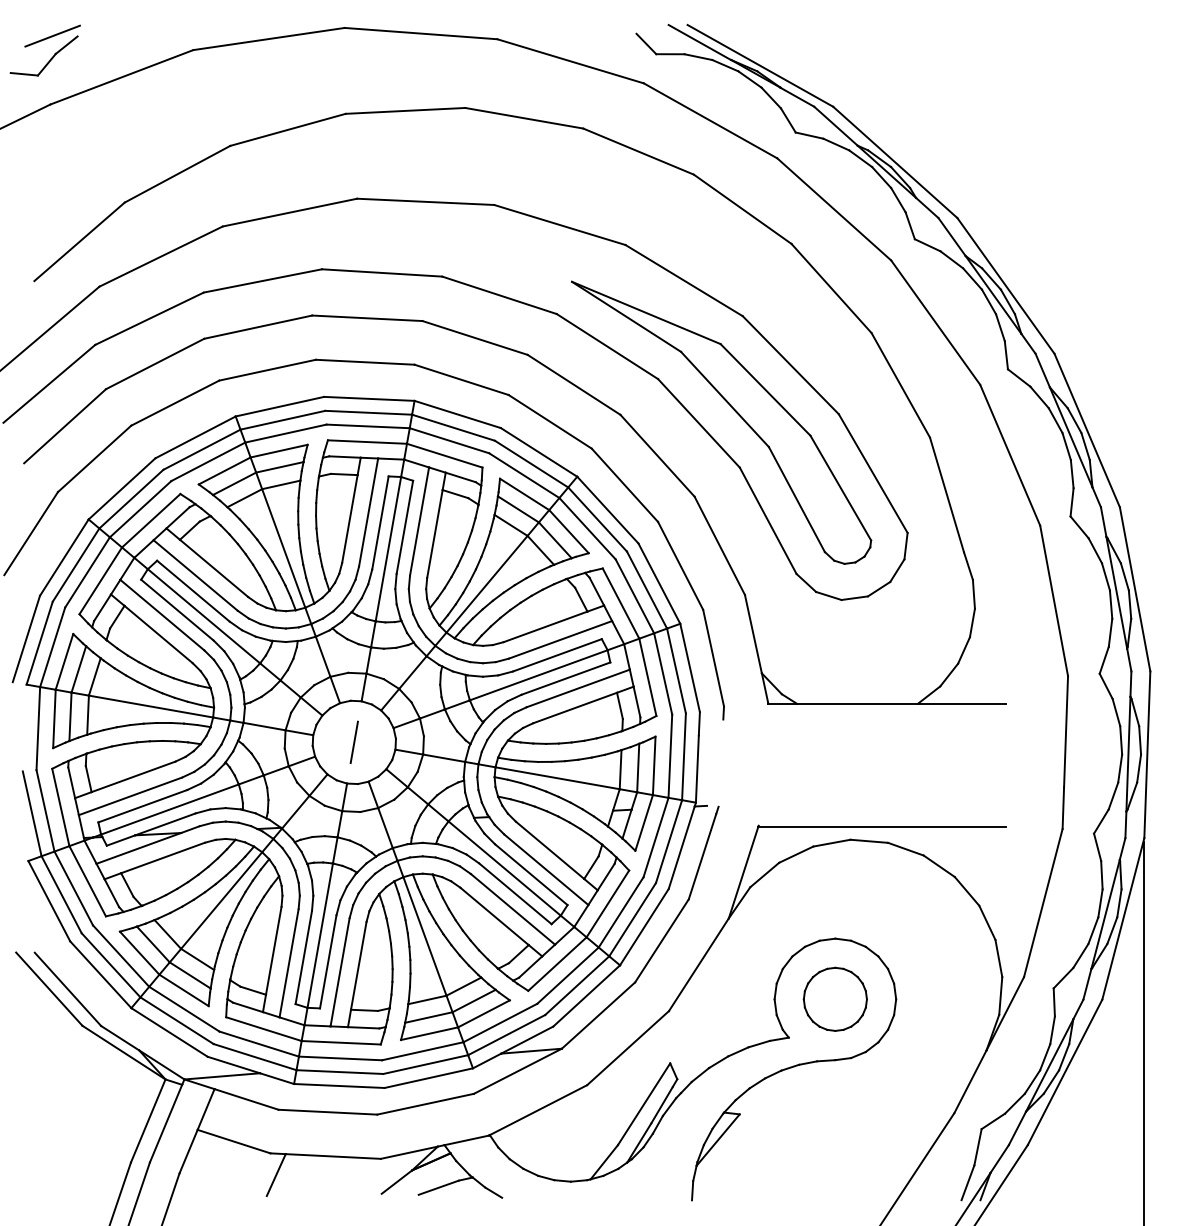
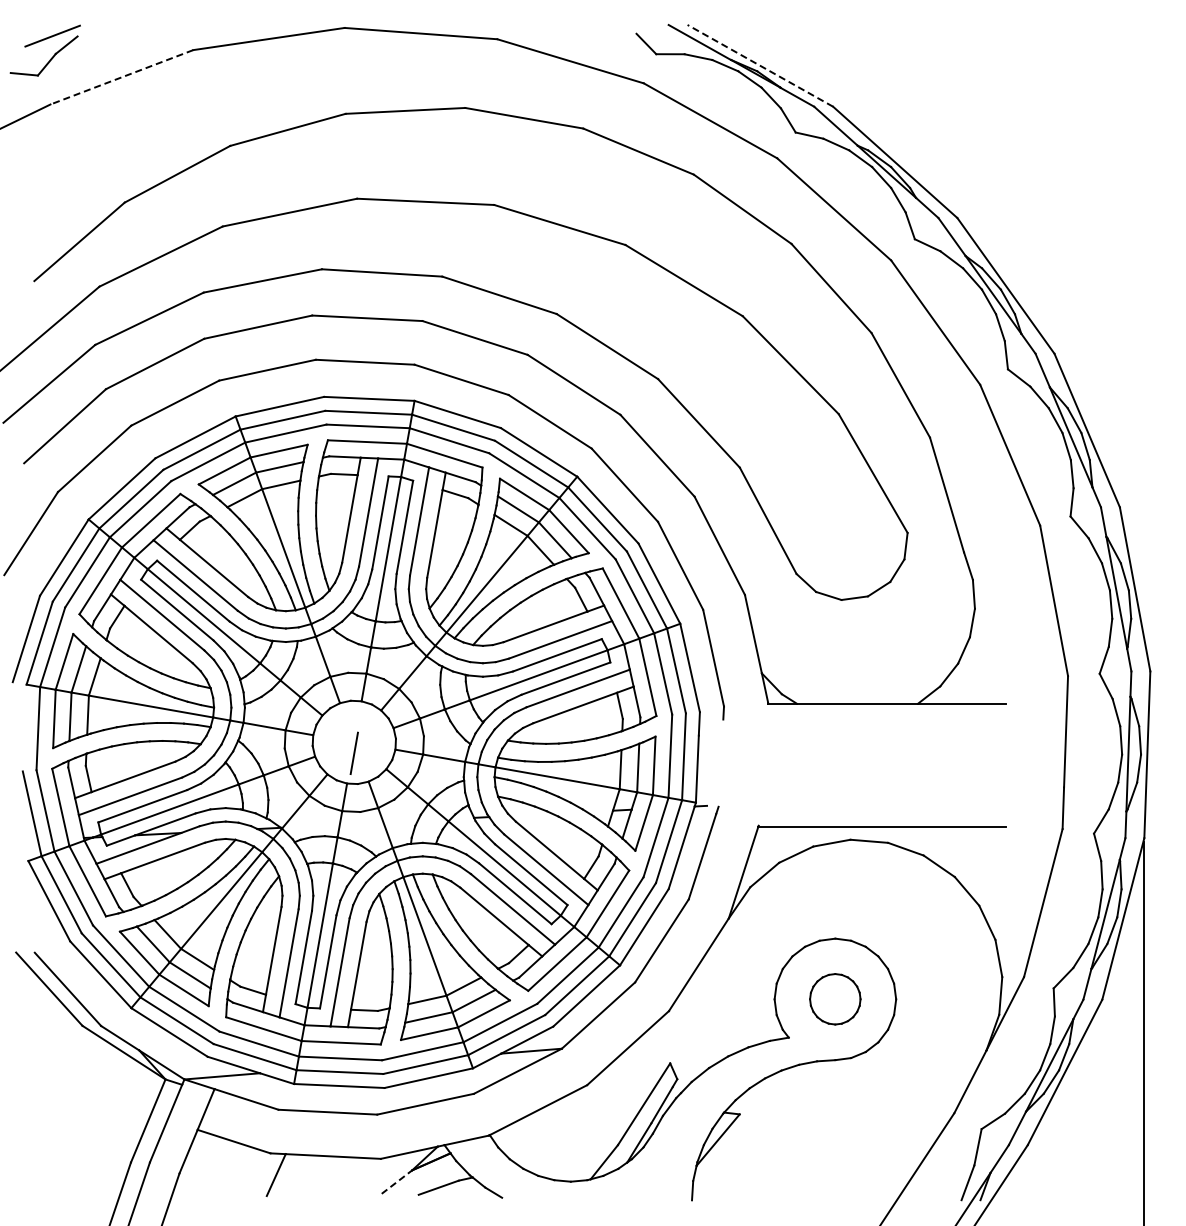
line: solid -> dashed (759, 65)
line: solid -> dashed (121, 77)
part: present -> none (733, 410)
line position: (353, 741) -> (353, 752) (353, 752)
part size: 66x66 px -> 53x53 px (835, 999)
line: solid -> dashed (397, 1181)
